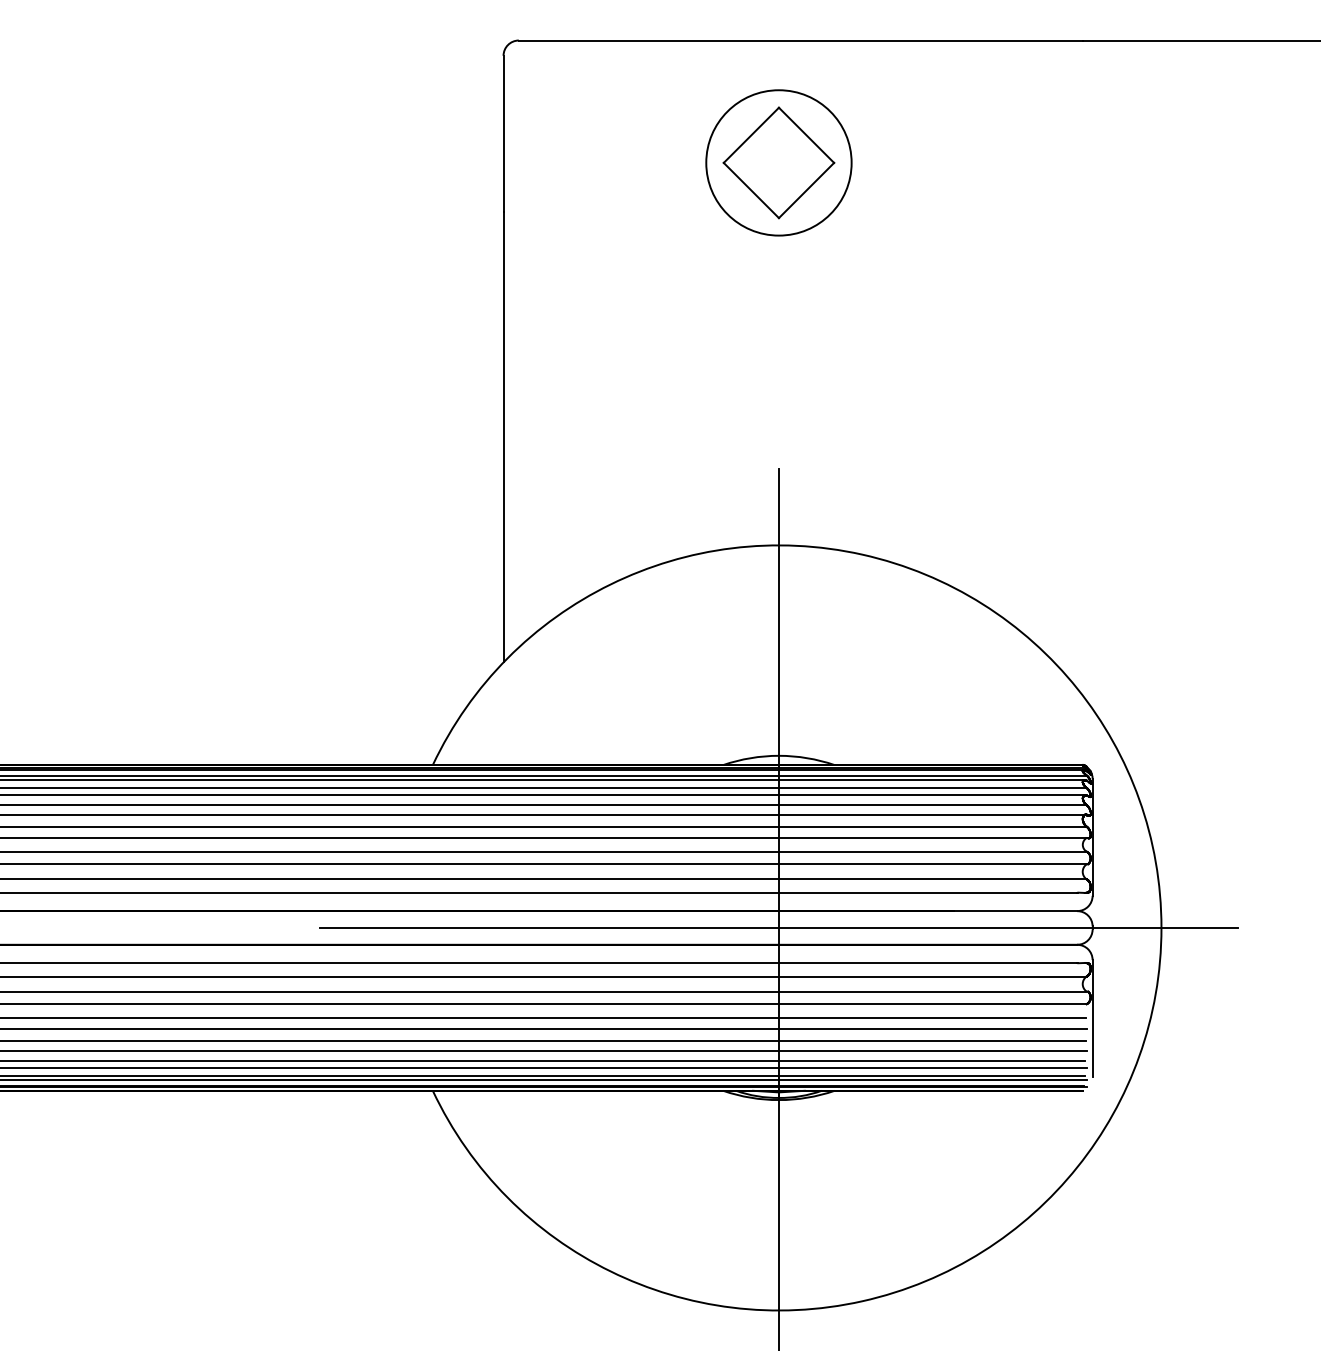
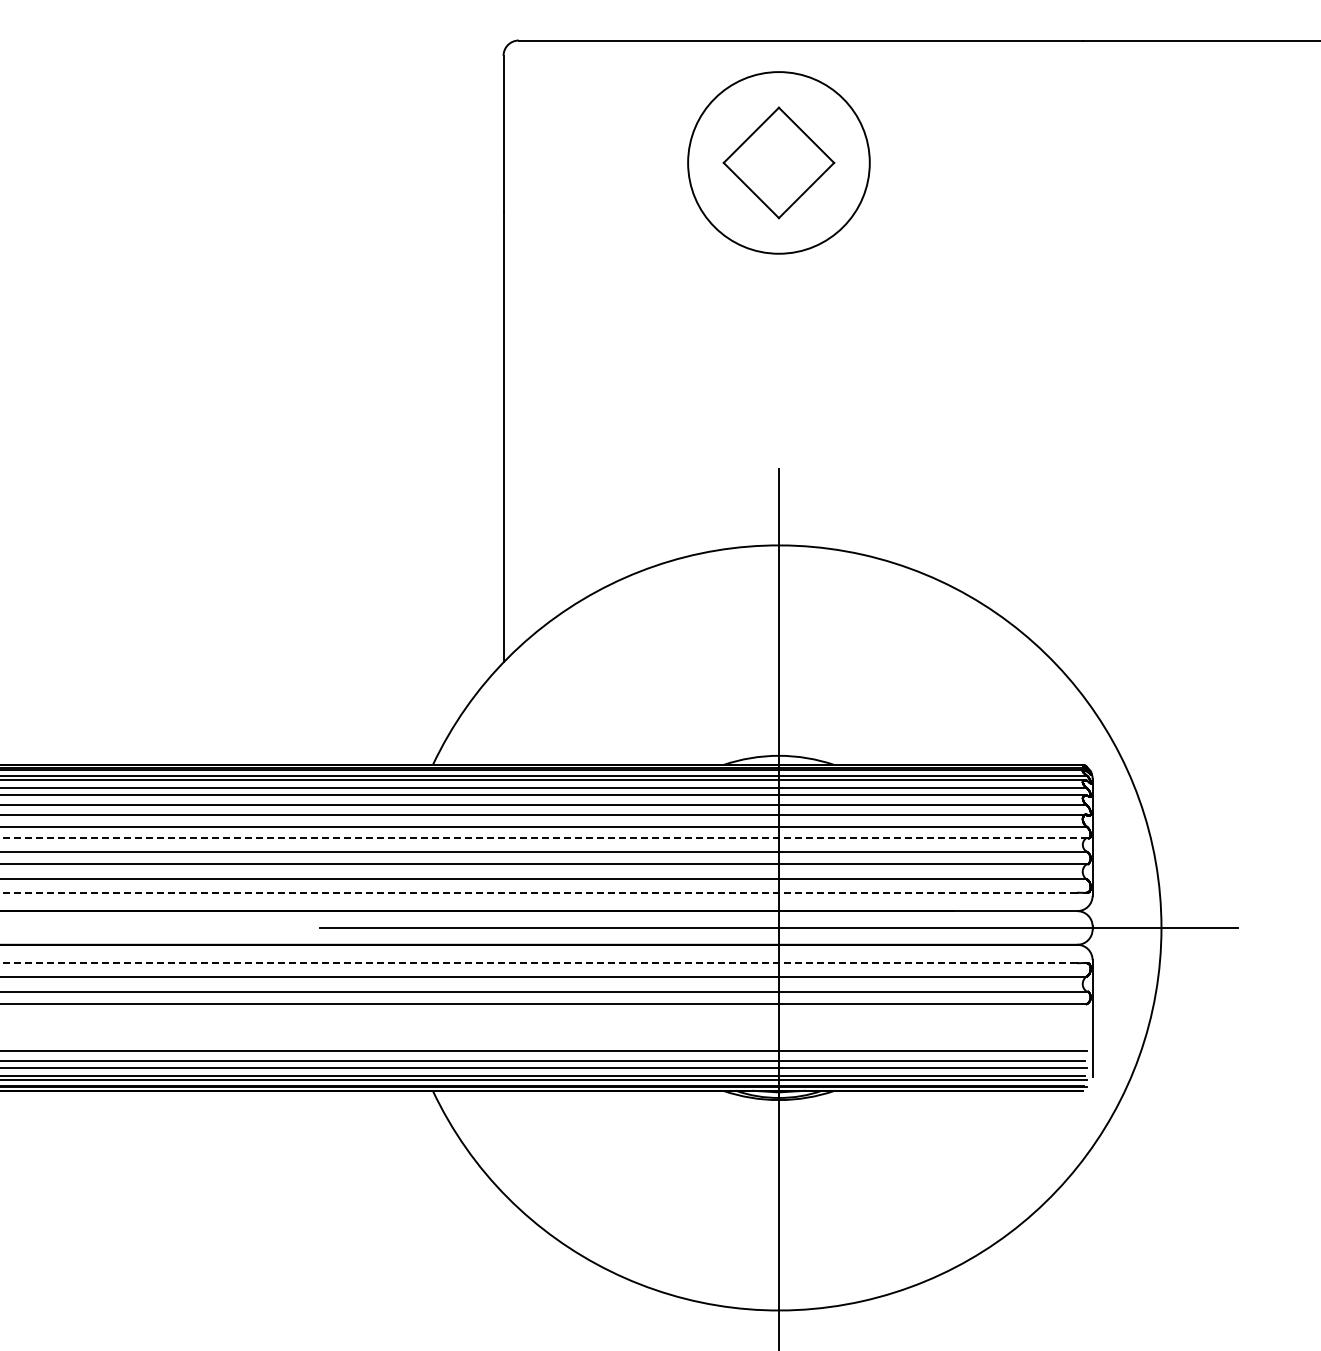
circle diameter: 145 px -> 182 px (778, 162)
line: solid -> dashed (543, 837)
line: solid -> dashed (538, 892)
line: solid -> dashed (538, 963)
line: present -> none (544, 1017)
line: present -> none (544, 1029)
line: present -> none (543, 1041)
